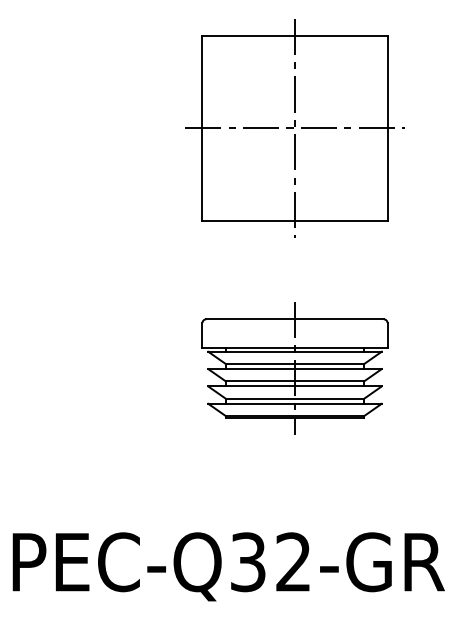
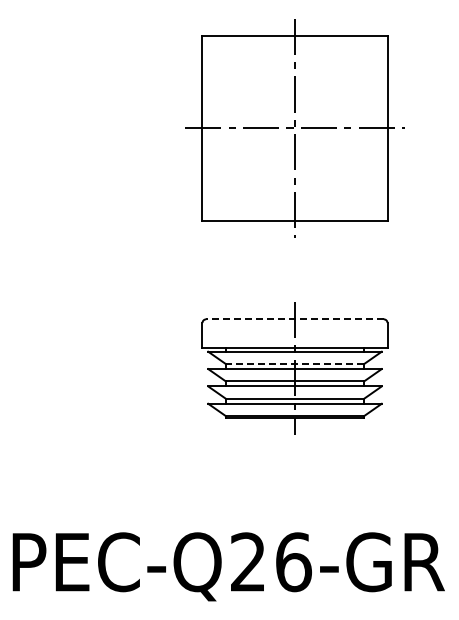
line: solid -> dashed (295, 319)
line: solid -> dashed (294, 363)
text: PEC-Q32-GR -> PEC-Q26-GR (271, 562)
